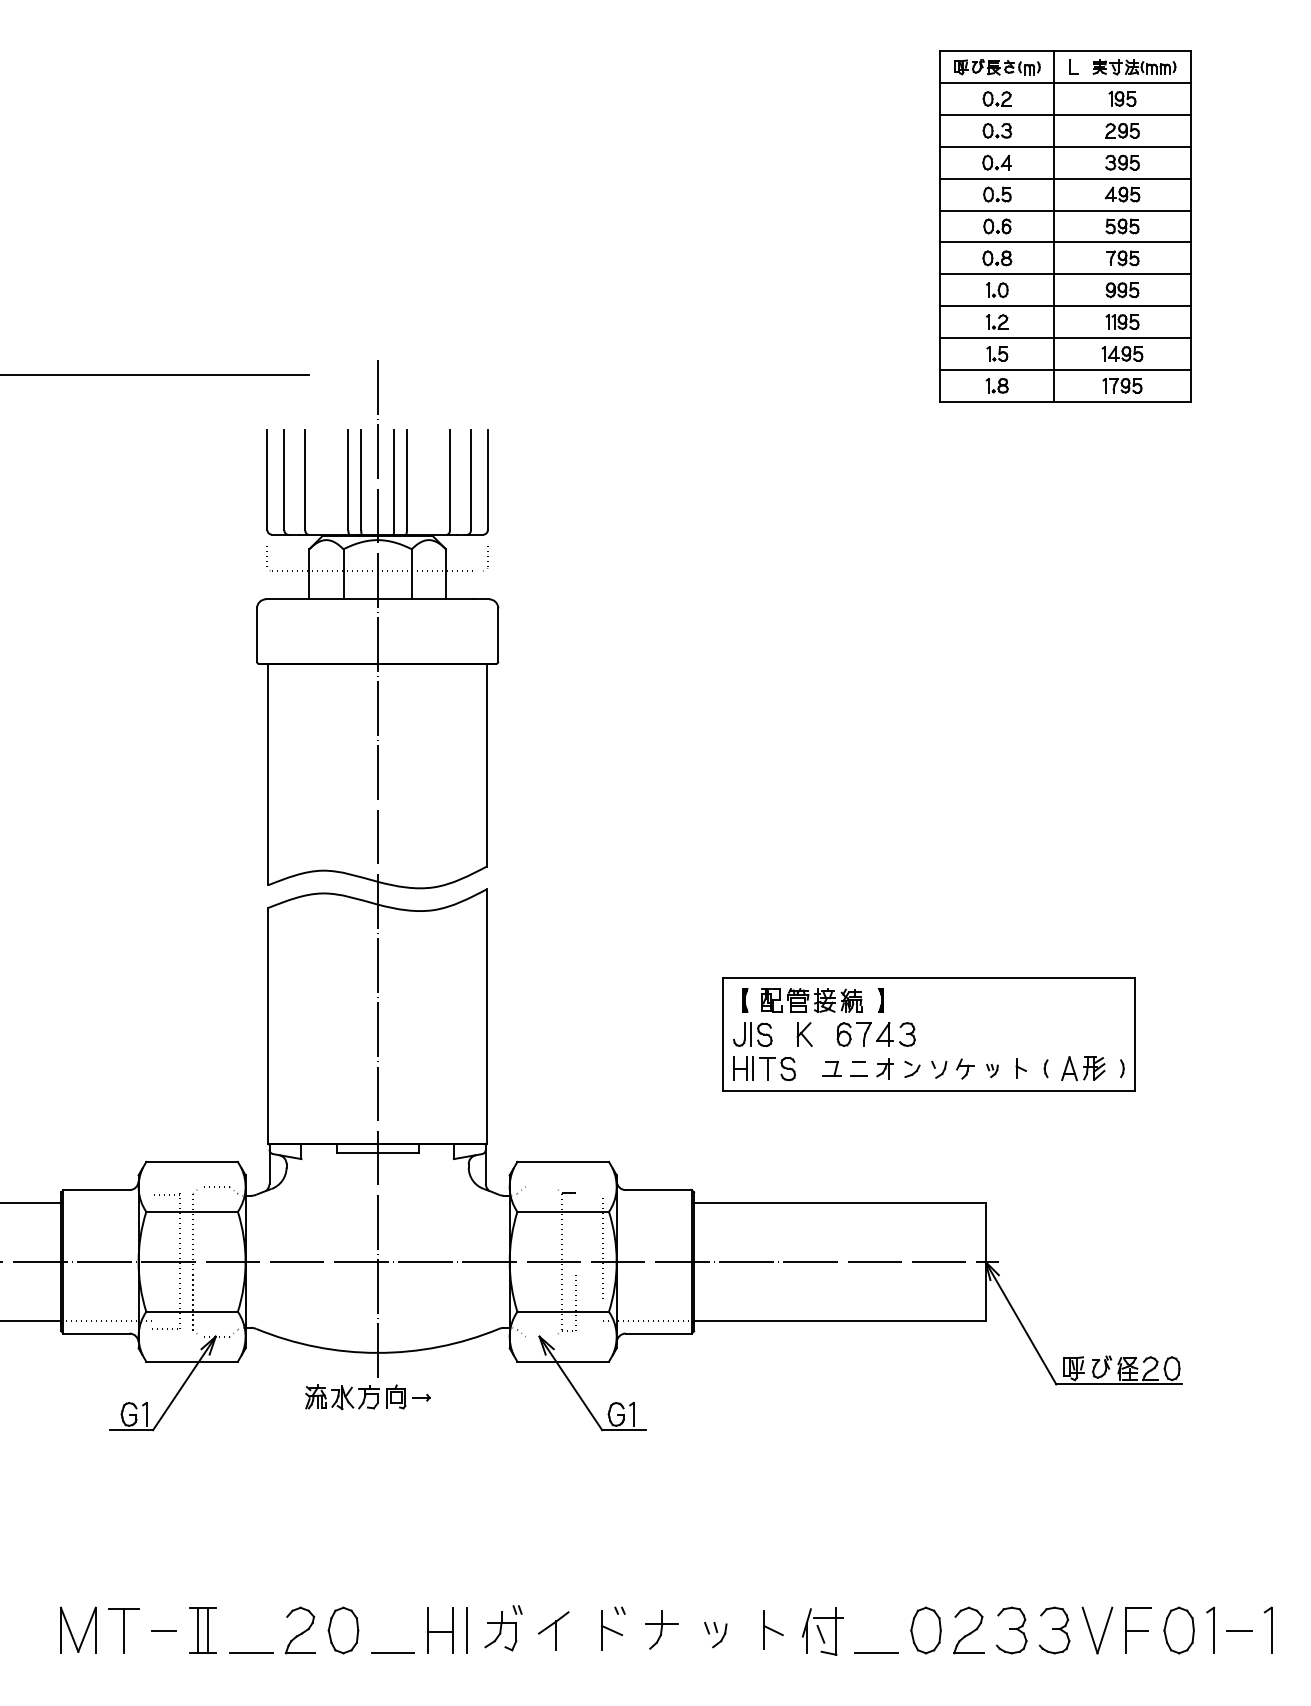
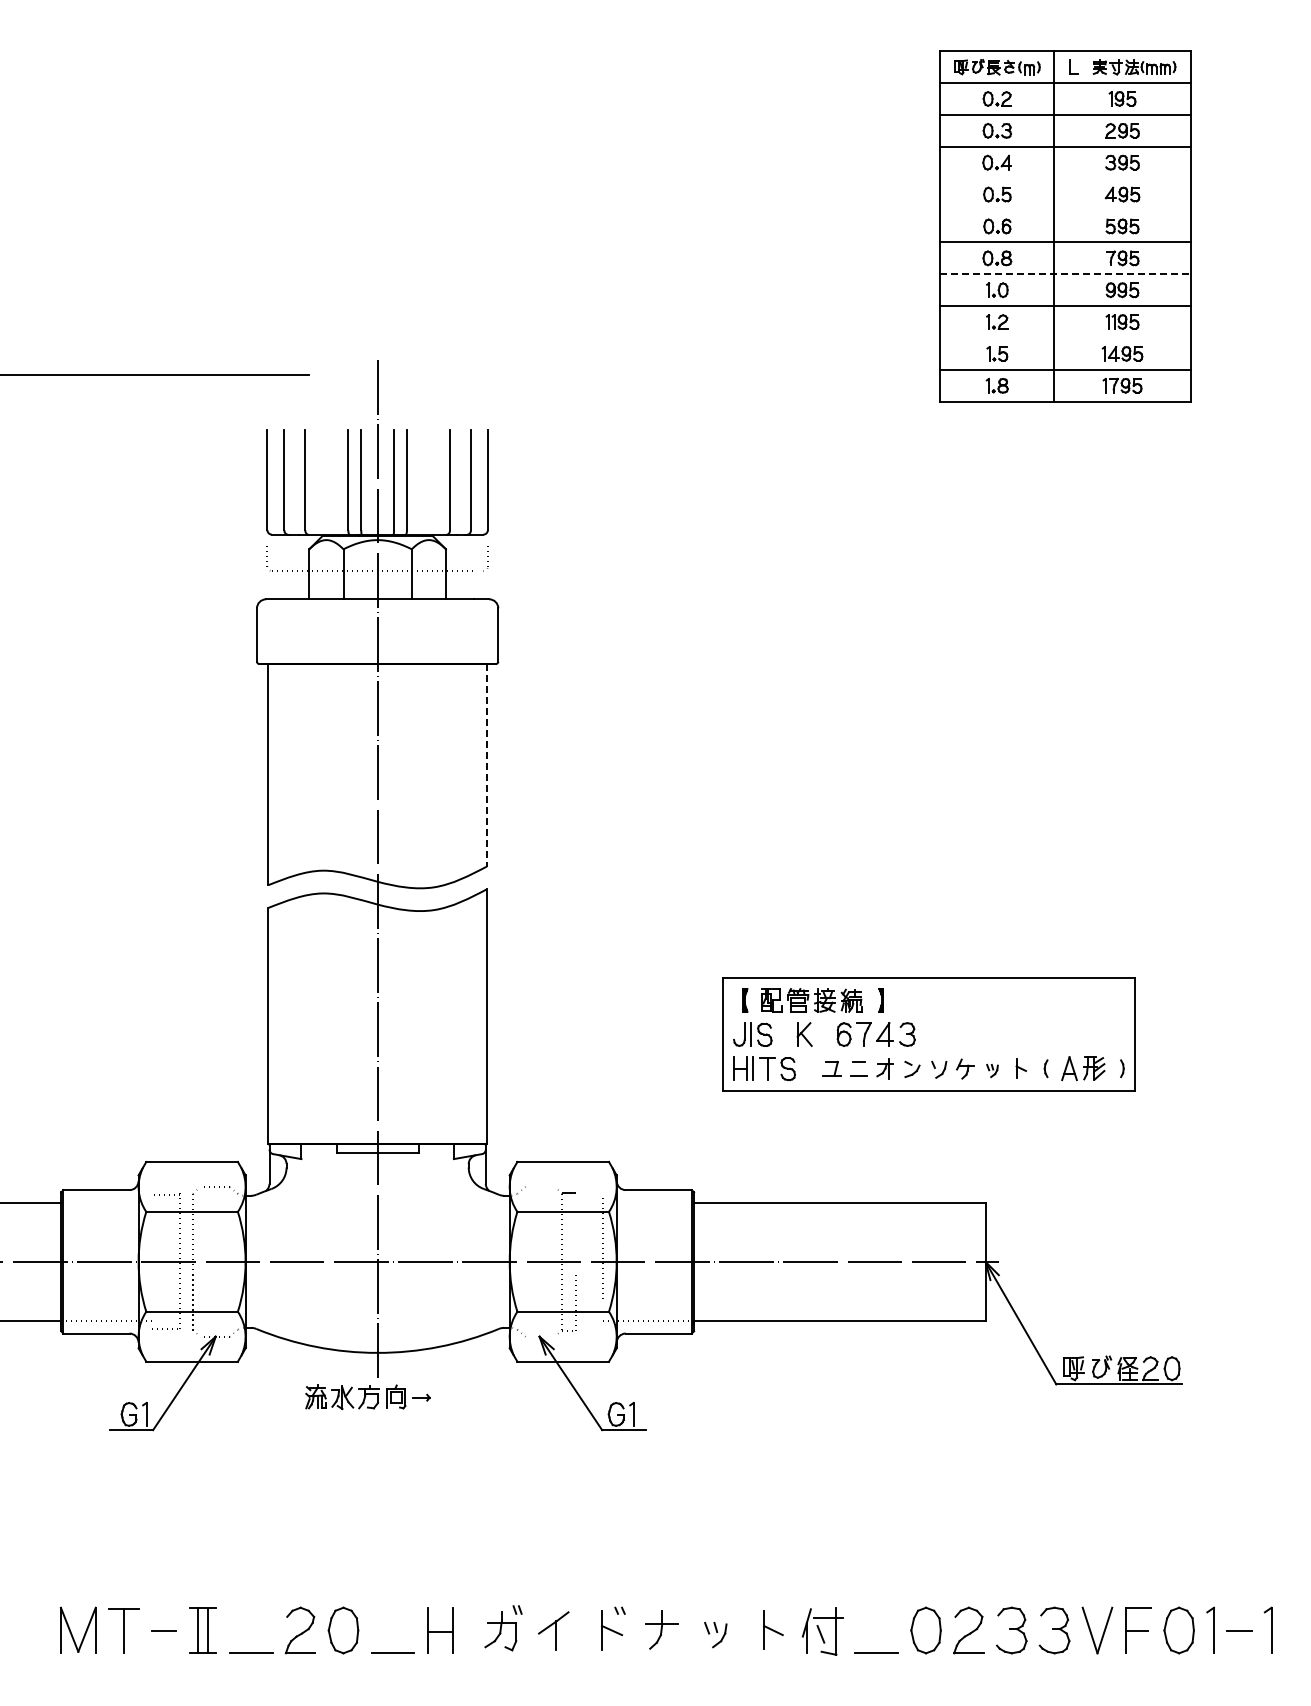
line: present -> none (1065, 178)
line: present -> none (1065, 210)
line: solid -> dashed (1066, 274)
line: present -> none (1065, 338)
line: solid -> dashed (486, 765)
line: present -> none (466, 1630)
